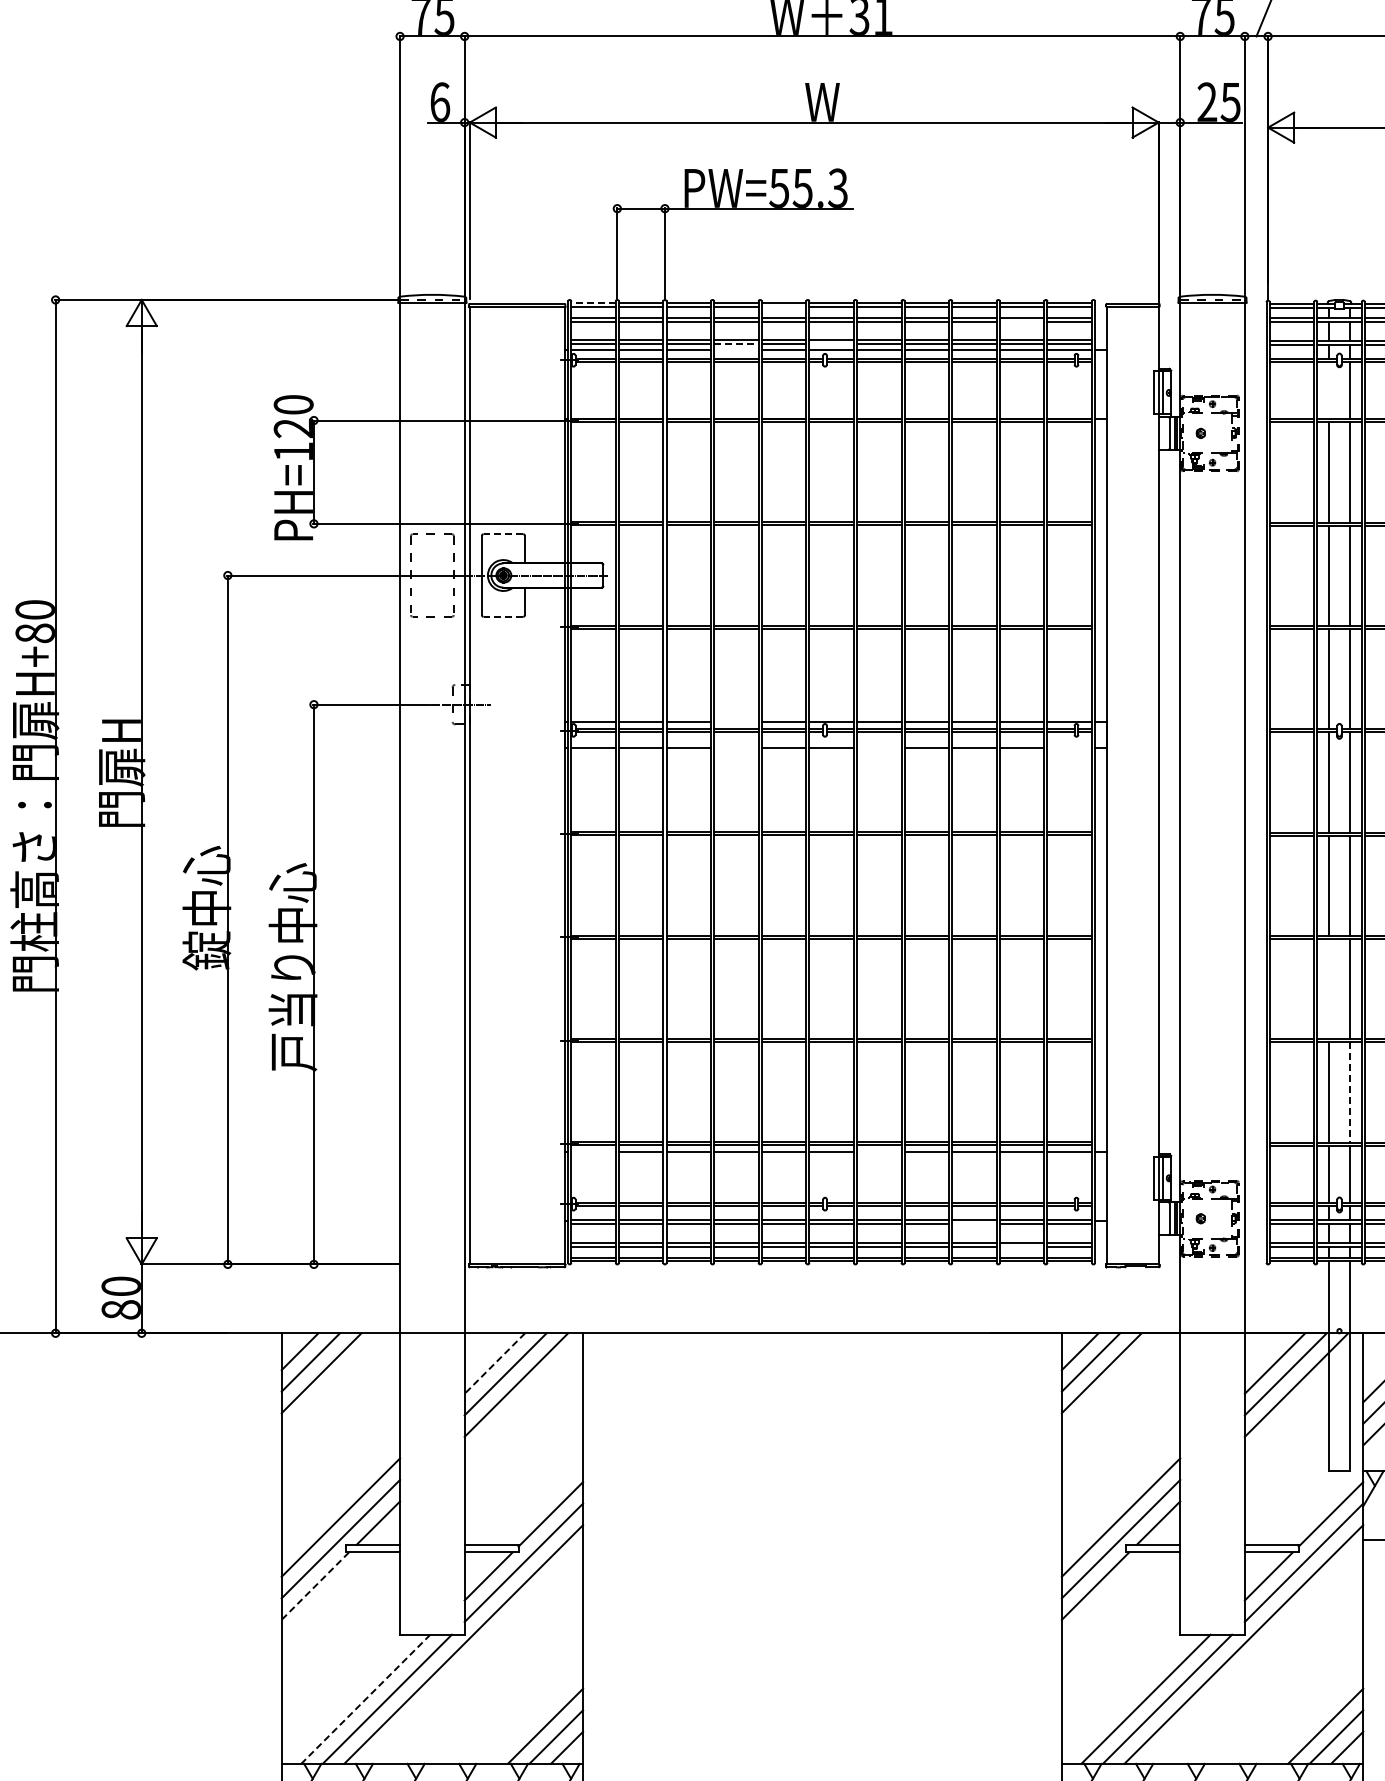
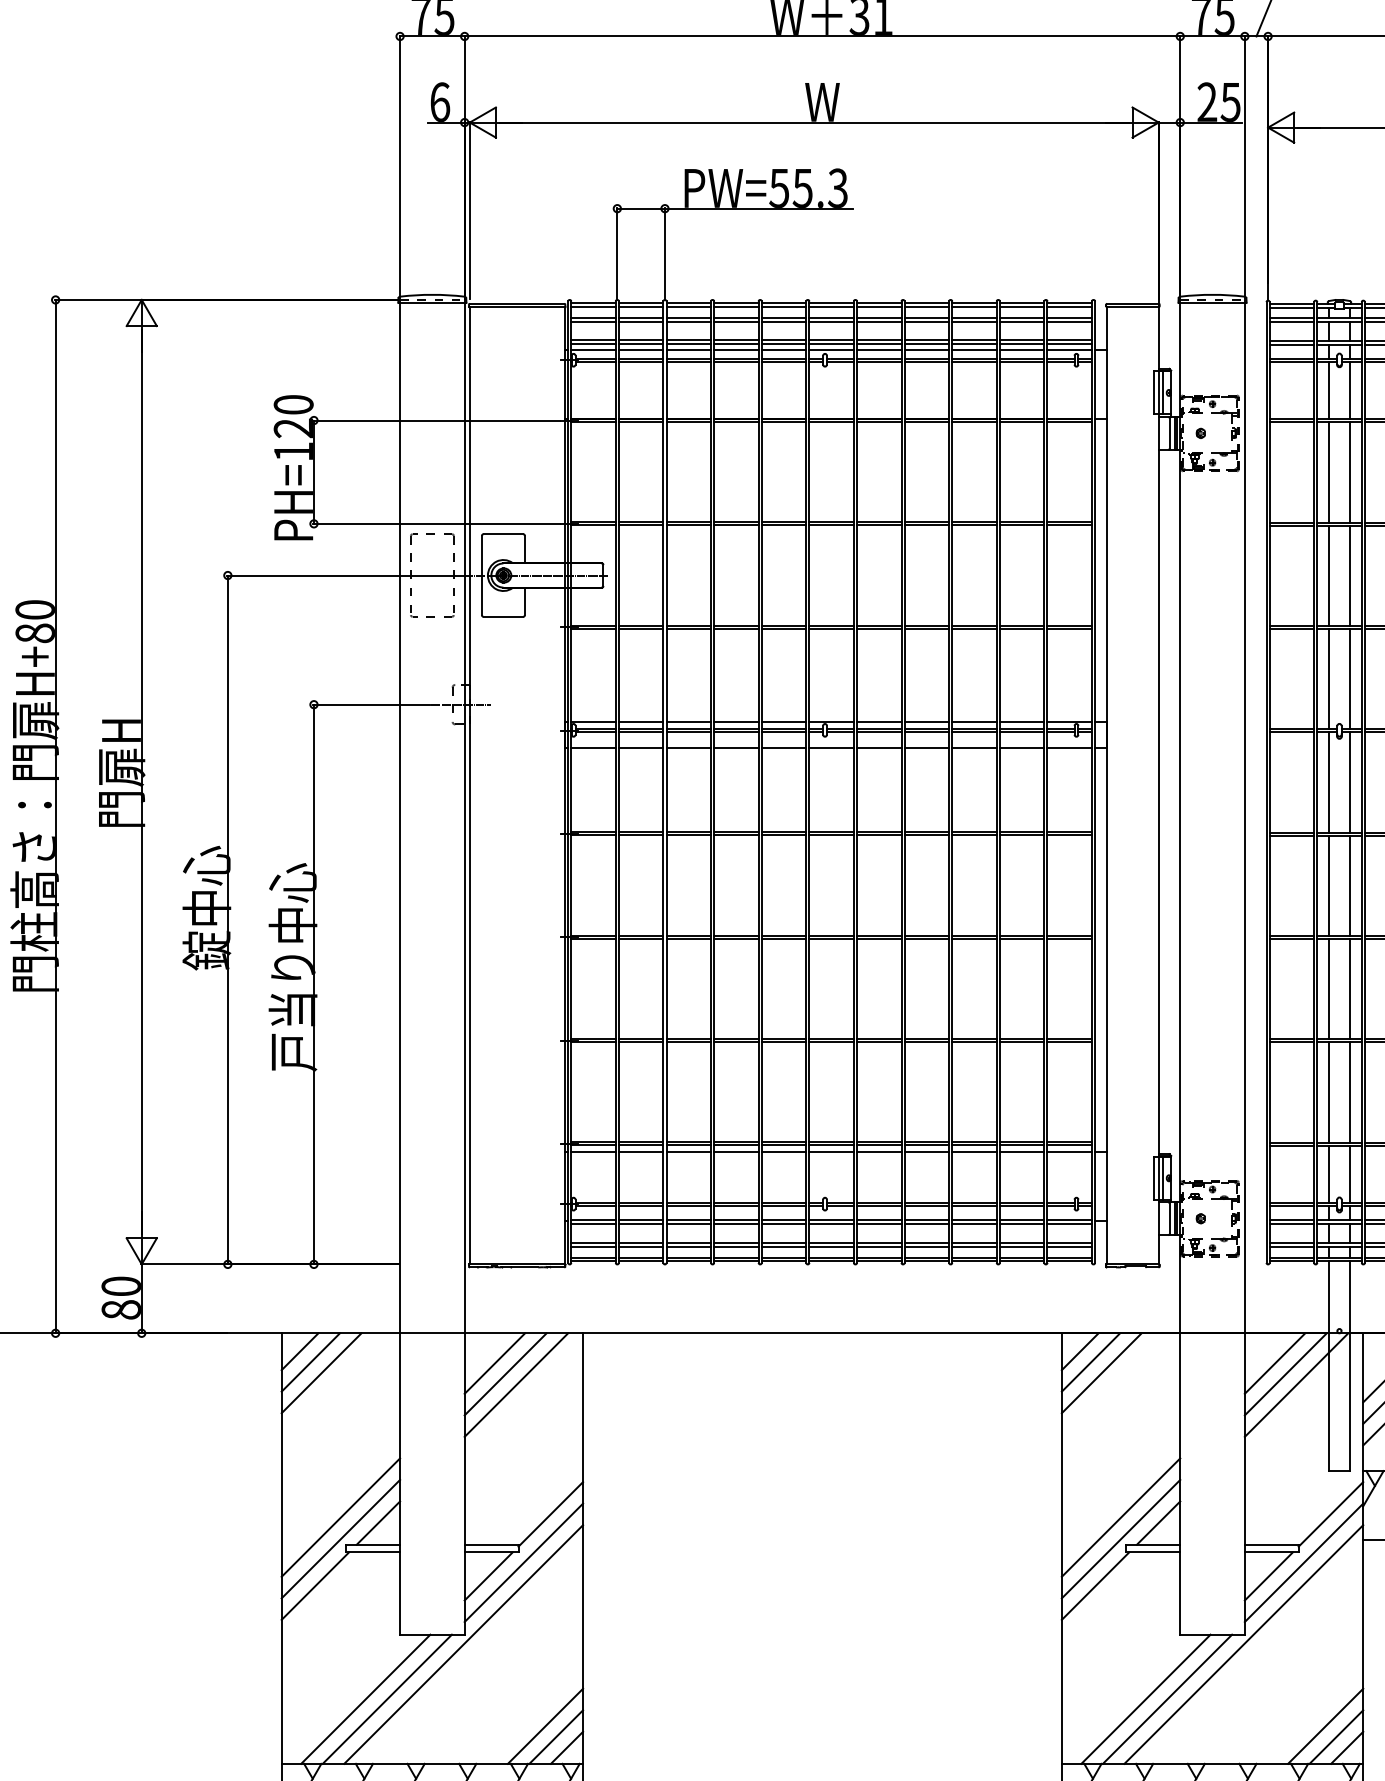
line: dashed -> solid (593, 302)
line: none -> present (783, 306)
line: none -> present (1021, 321)
line: dashed -> solid (736, 344)
line: none -> present (831, 344)
line: none -> present (736, 349)
line: none -> present (1329, 390)
line: dashed -> solid (503, 534)
line: dashed -> solid (503, 616)
line: none -> present (736, 721)
line: none -> present (736, 747)
line: none -> present (879, 747)
line: none -> present (1069, 747)
line: none -> present (1329, 989)
line: dashed -> solid (1349, 1093)
line: none -> present (593, 1152)
line: none -> present (879, 1152)
line: none -> present (974, 1224)
line: none -> present (1021, 1246)
line: dashed -> solid (494, 1363)
line: dashed -> solid (315, 1586)
line: dashed -> solid (365, 1699)
